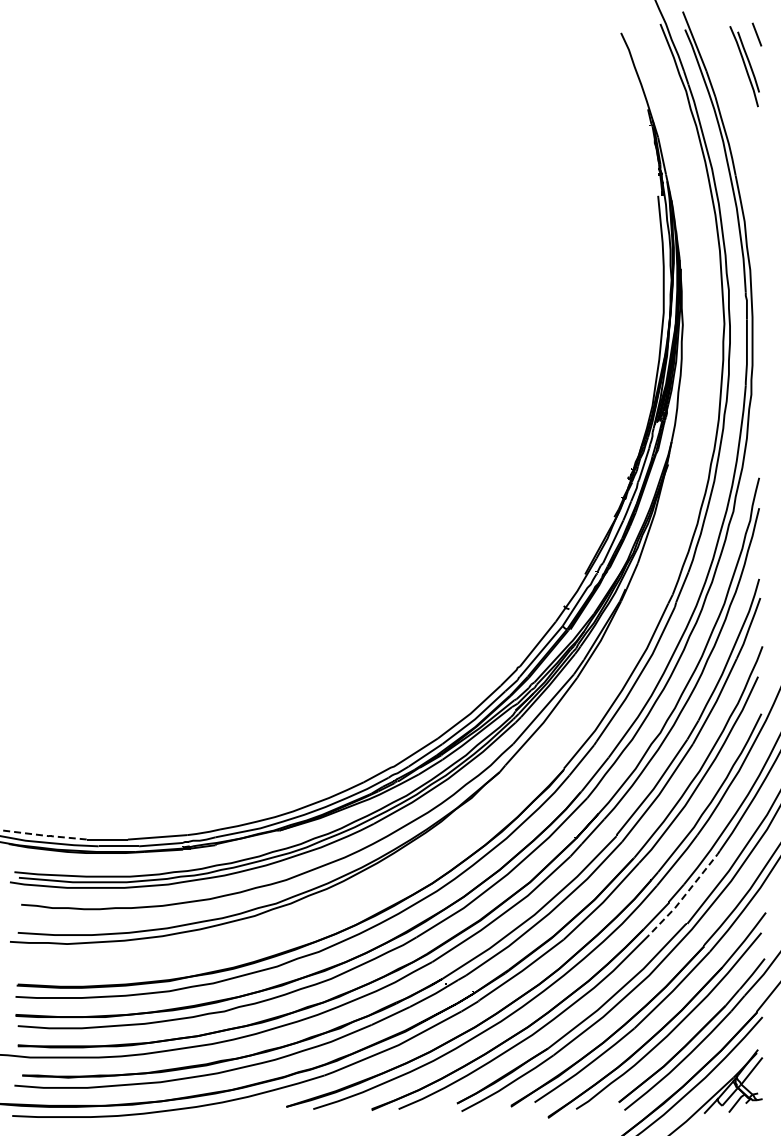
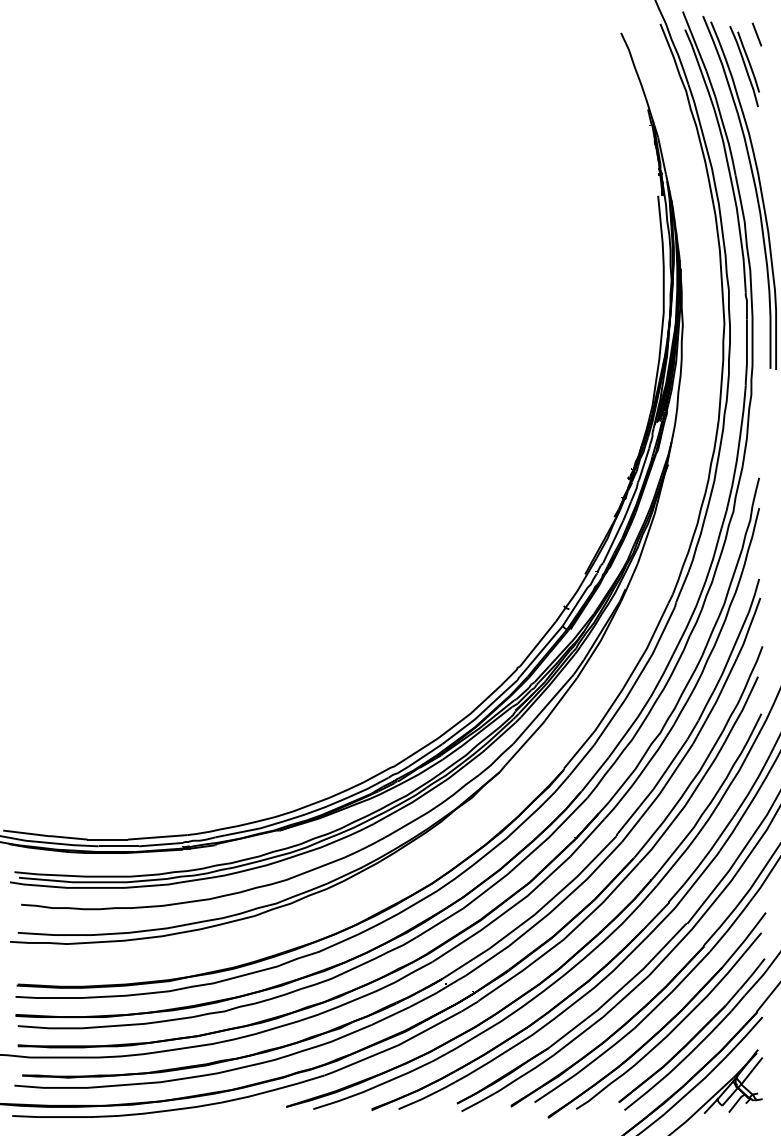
part: none -> present (754, 188)
line: dashed -> solid (47, 835)
line: dashed -> solid (686, 894)
